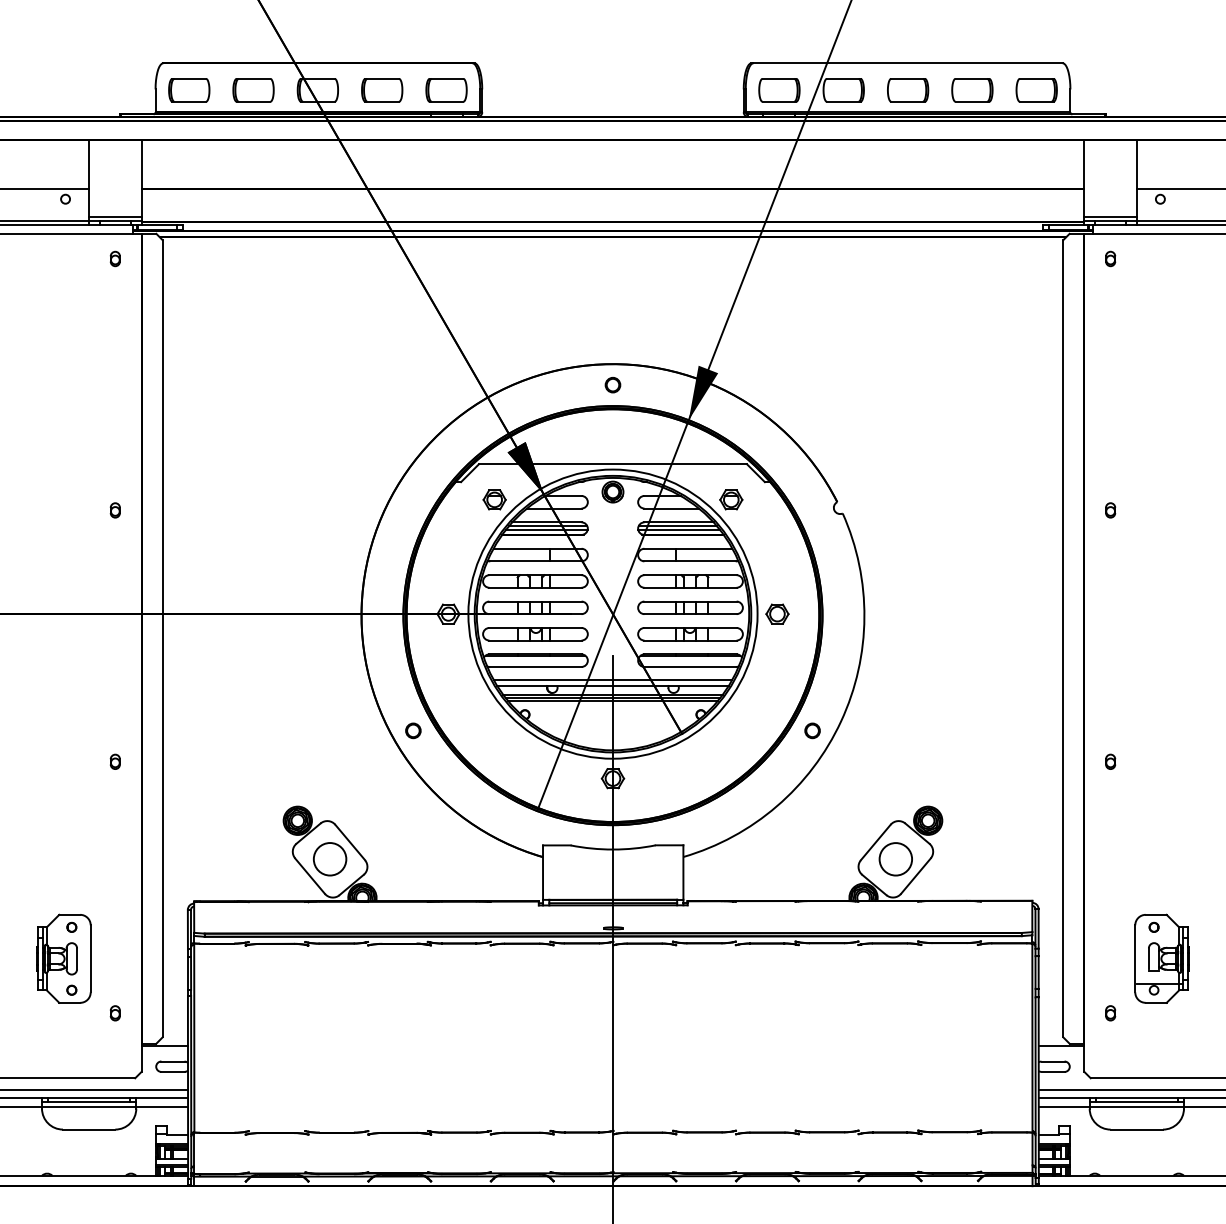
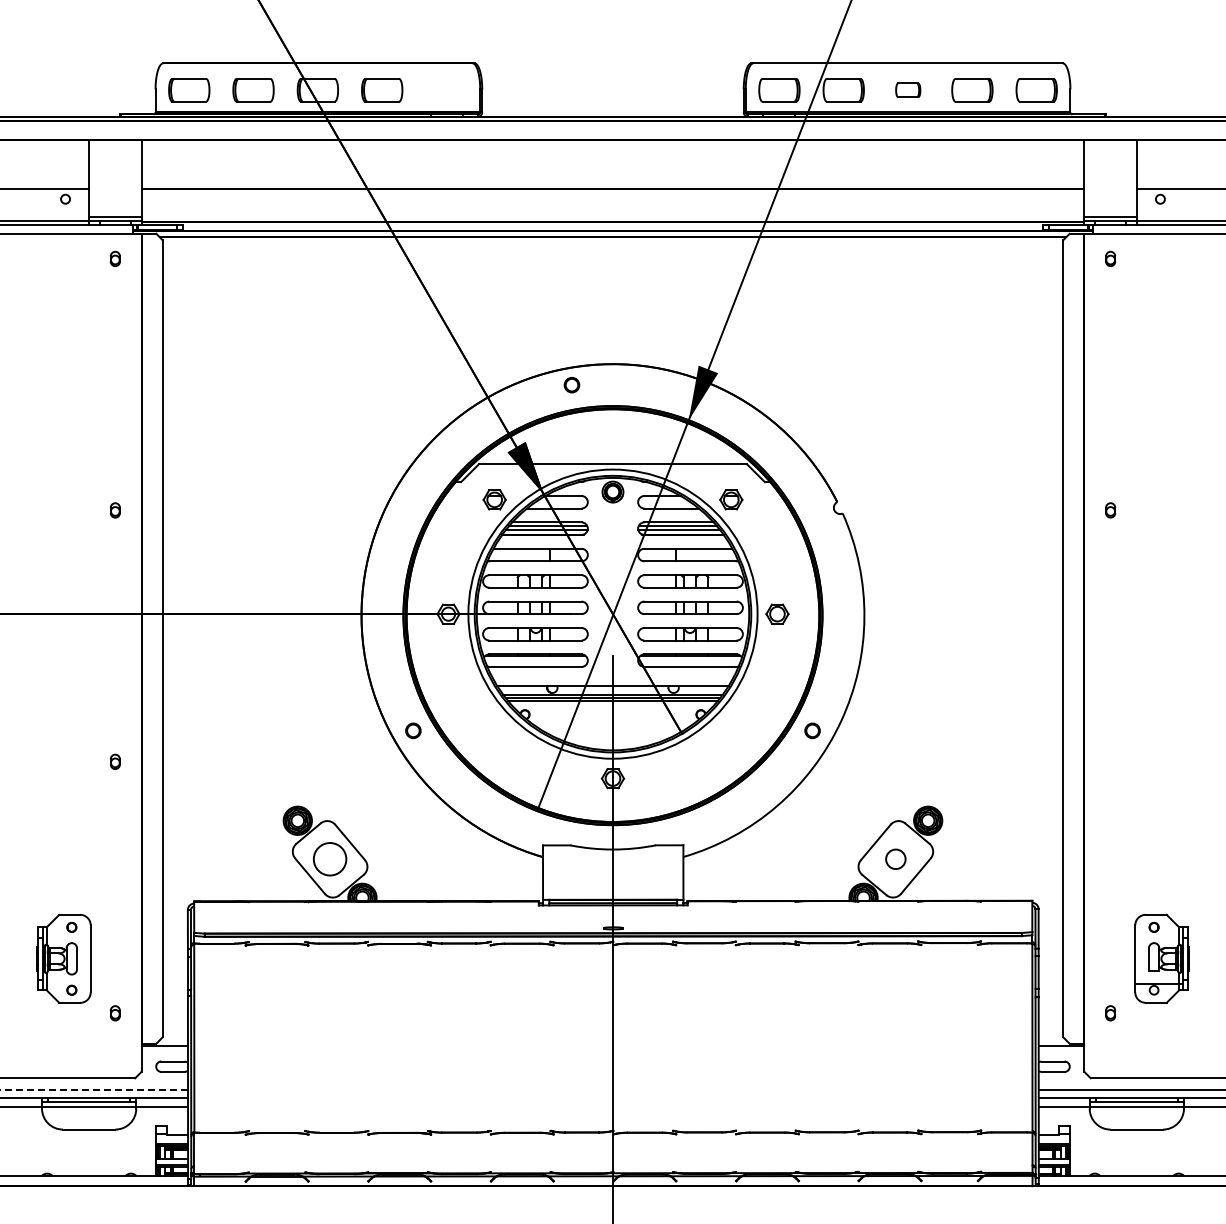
part: present -> none (446, 90)
part size: 43x25 px -> 27x16 px (908, 89)
part position: (612, 385) -> (571, 385) (571, 385)
line: present -> none (612, 680)
part: present -> none (1110, 761)
circle diameter: 32 px -> 19 px (895, 859)
line: solid -> dashed (94, 1089)
